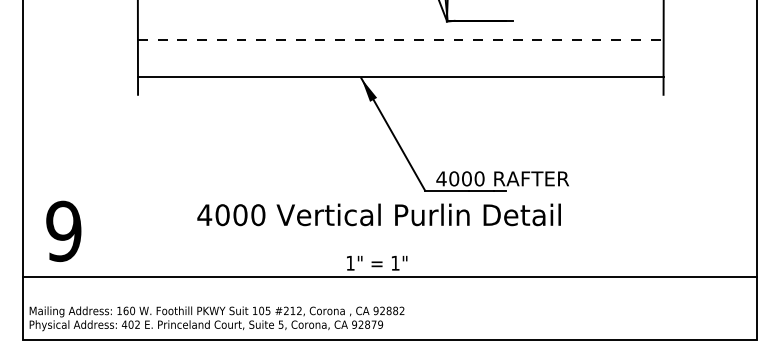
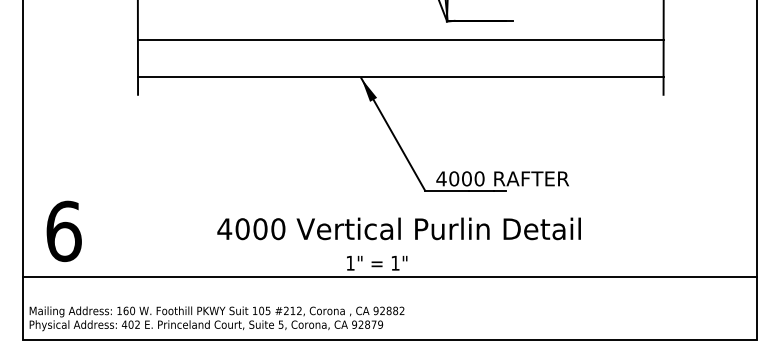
line: dashed -> solid (400, 39)
text position: (378, 214) -> (398, 228) (398, 228)
text: 9 -> 6 (63, 231)
